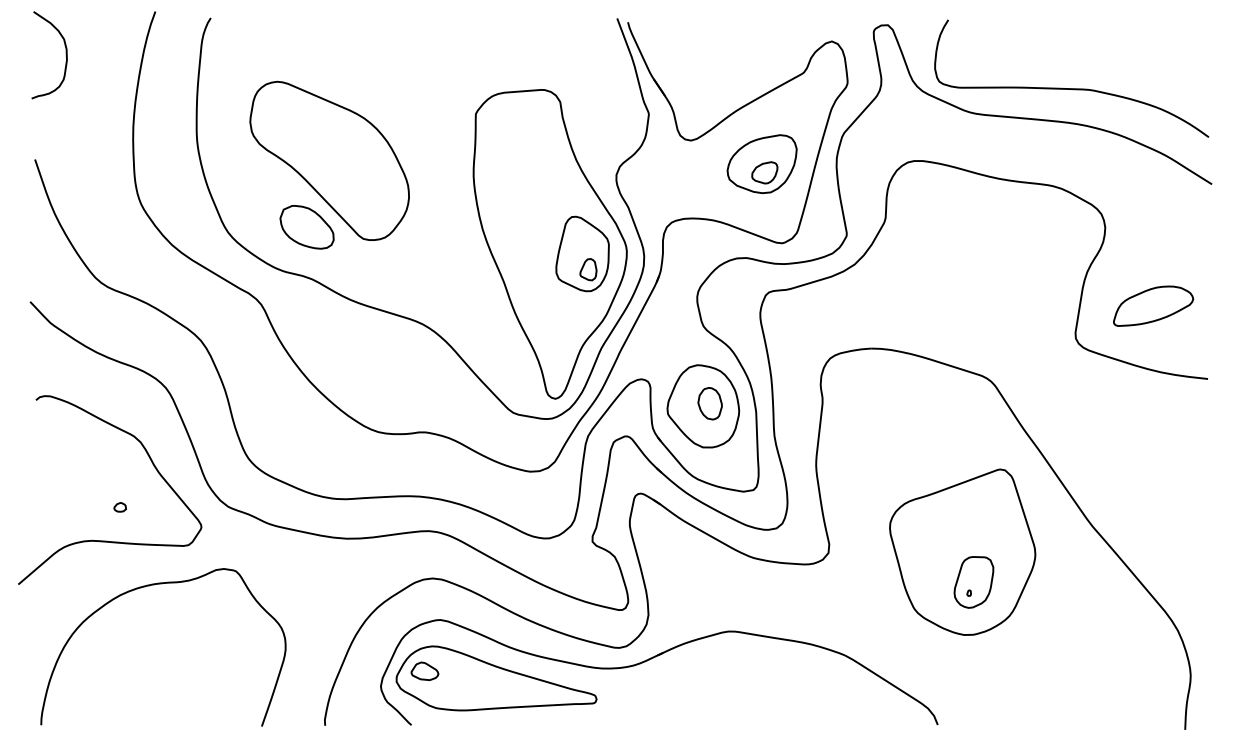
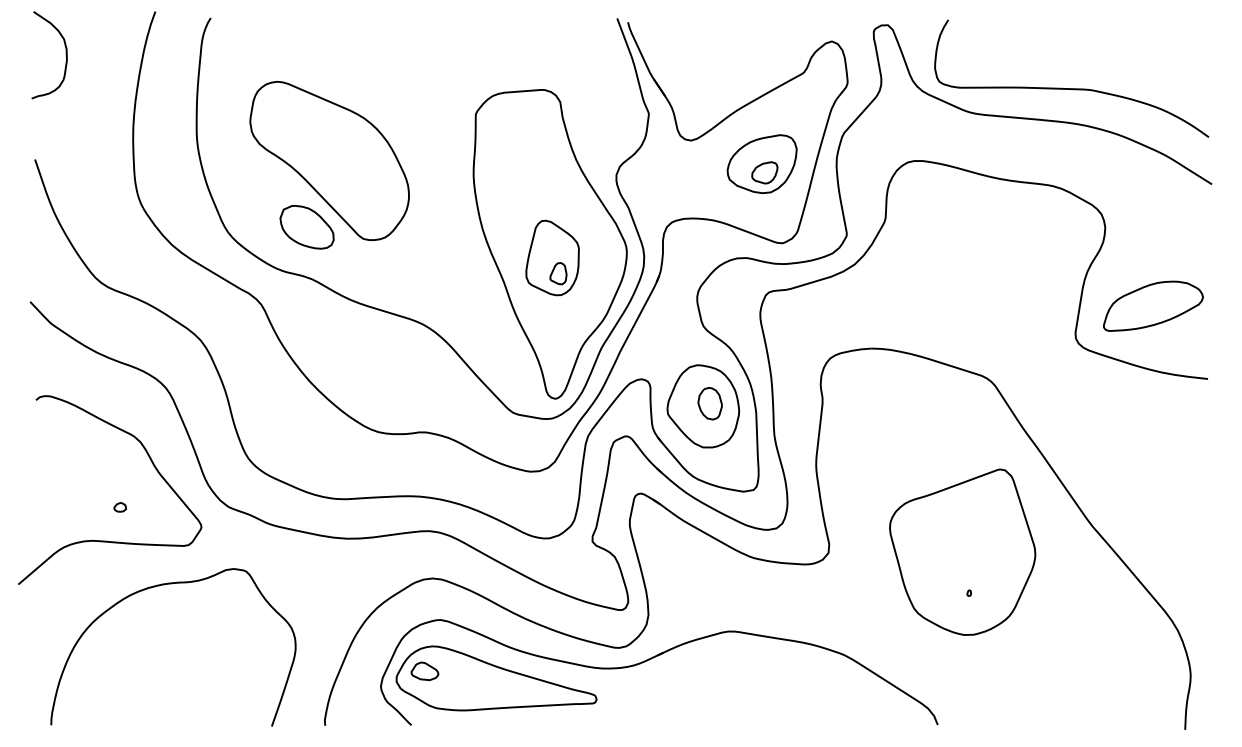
part position: (582, 253) -> (552, 257) (552, 257)
part size: 82x42 px -> 101x52 px (1153, 305)
part: present -> none (973, 582)
curve position: (149, 586) -> (159, 586) (159, 586)
